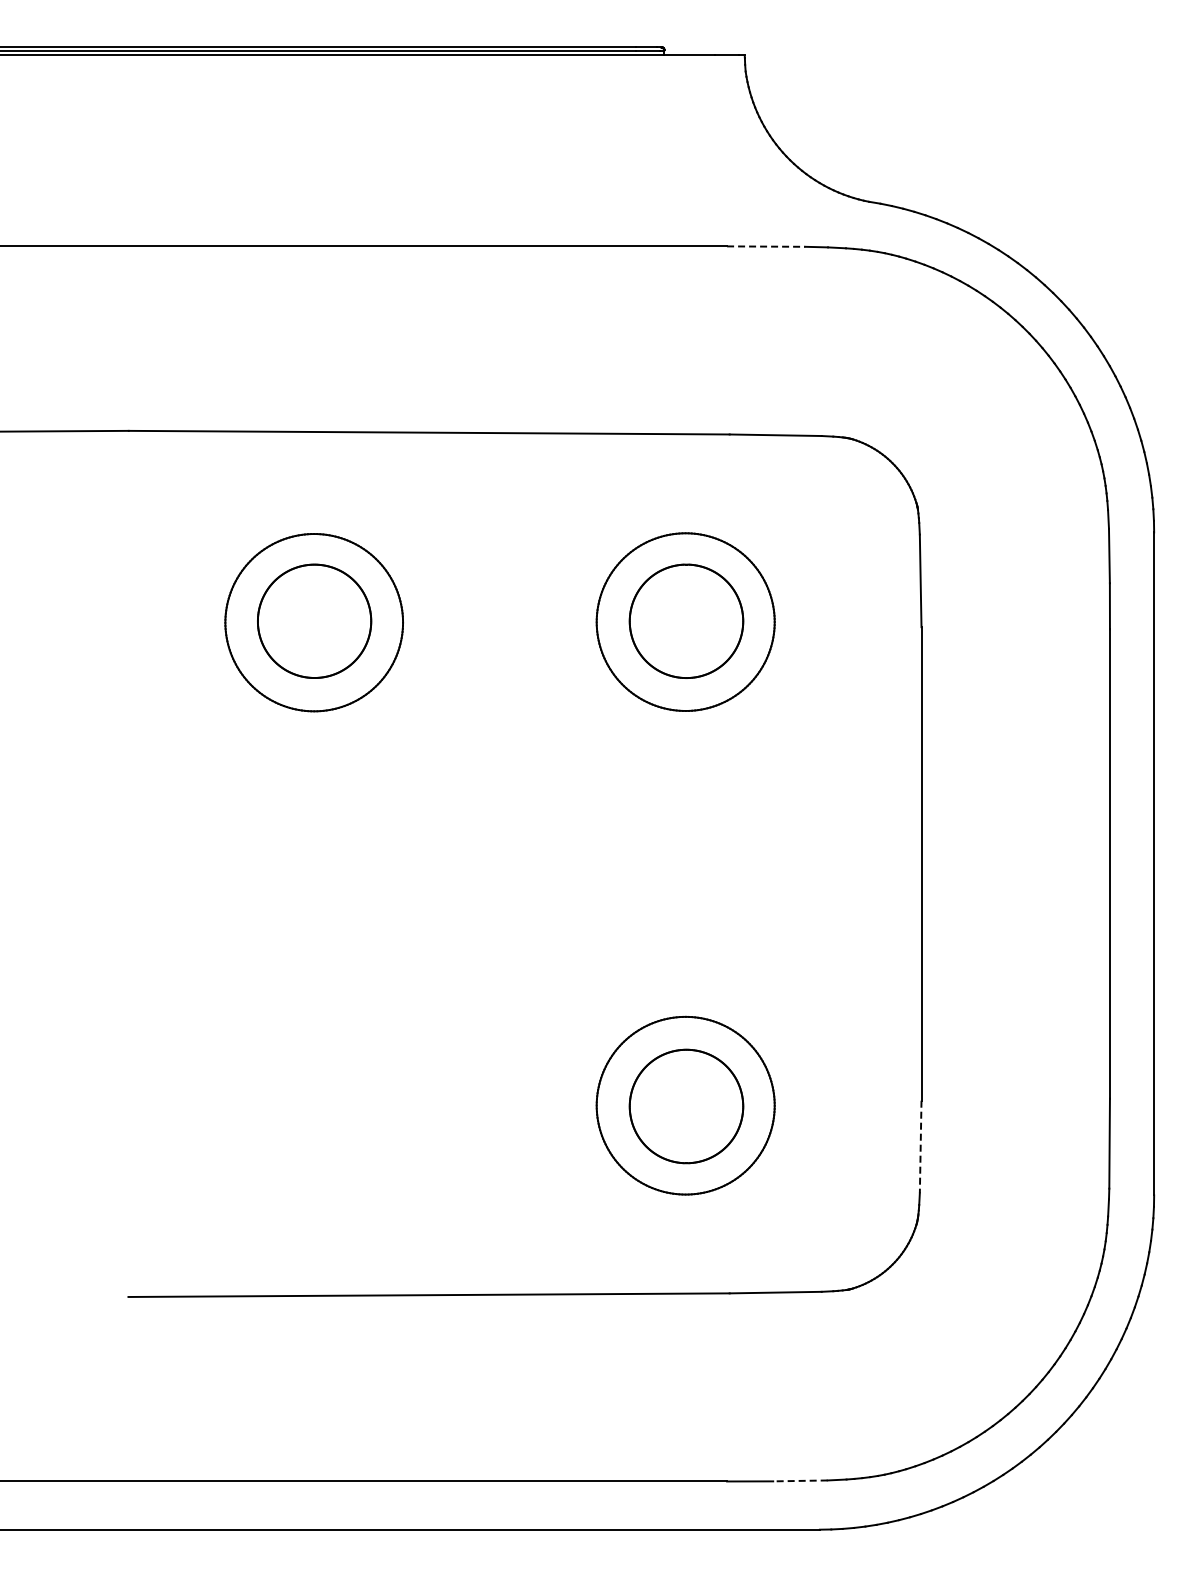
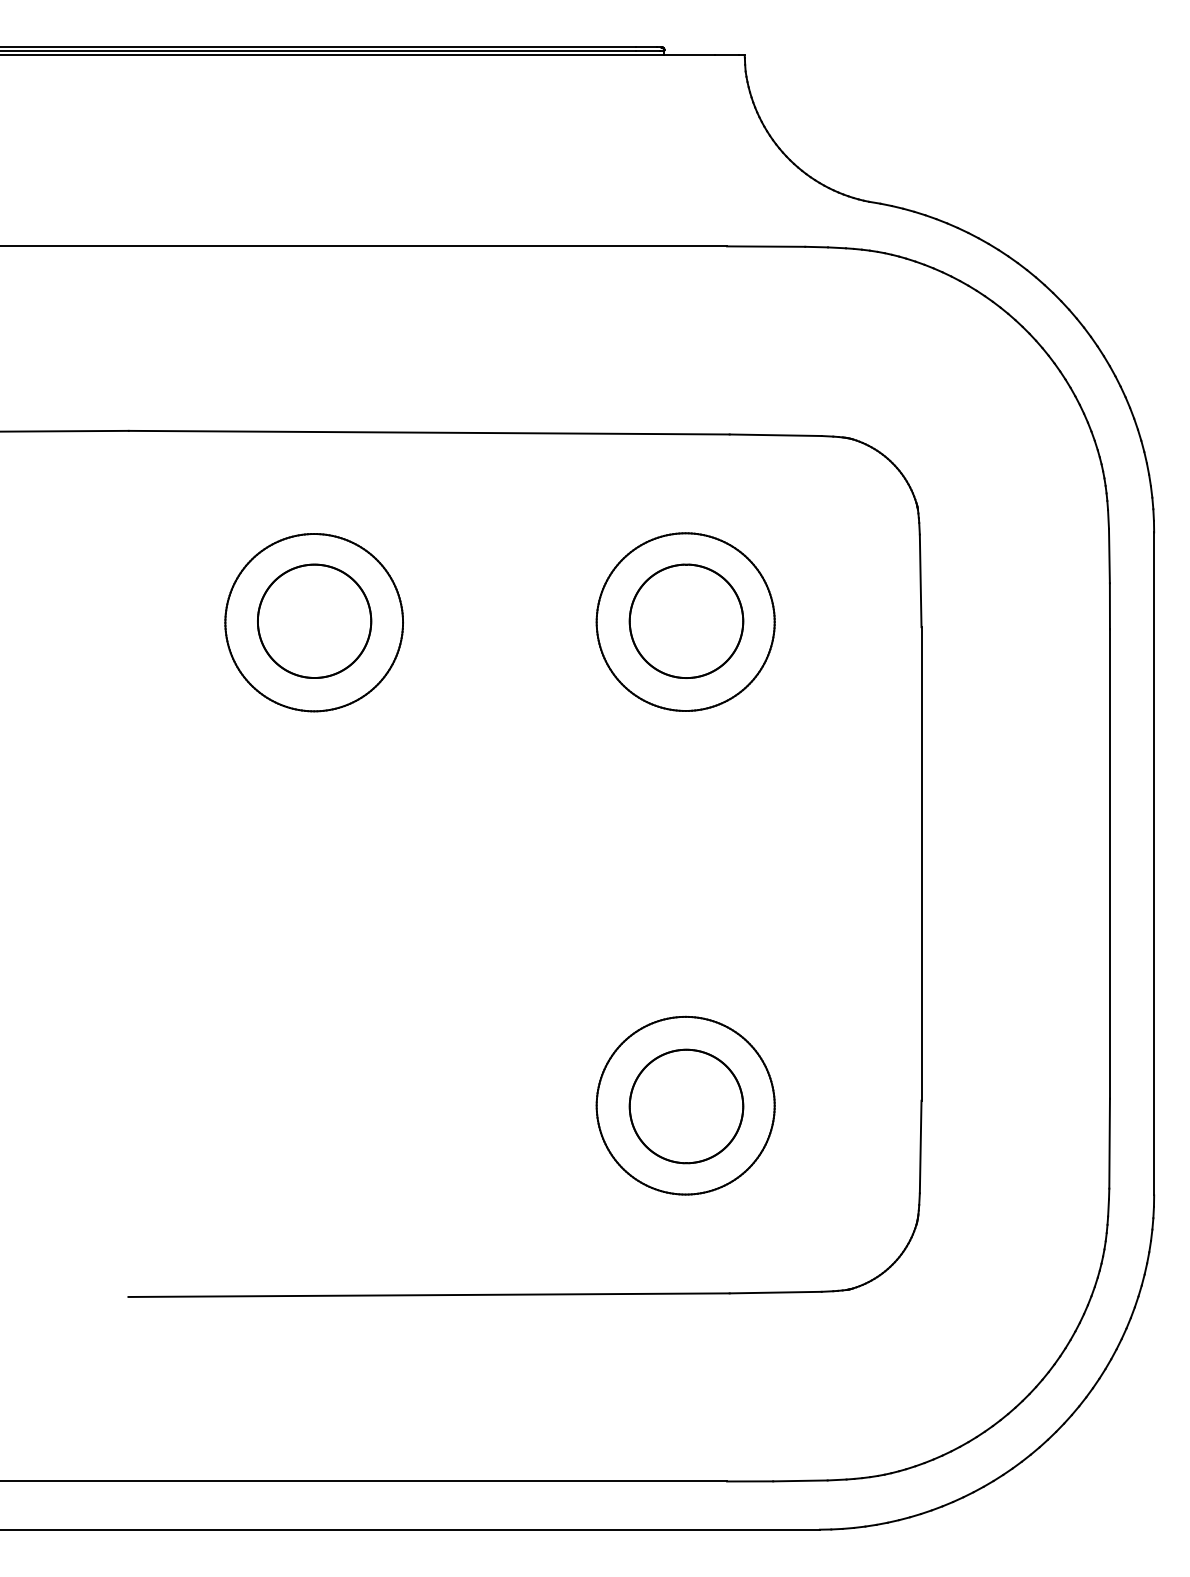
line: dashed -> solid (766, 246)
line: dashed -> solid (920, 1147)
line: dashed -> solid (799, 1480)
